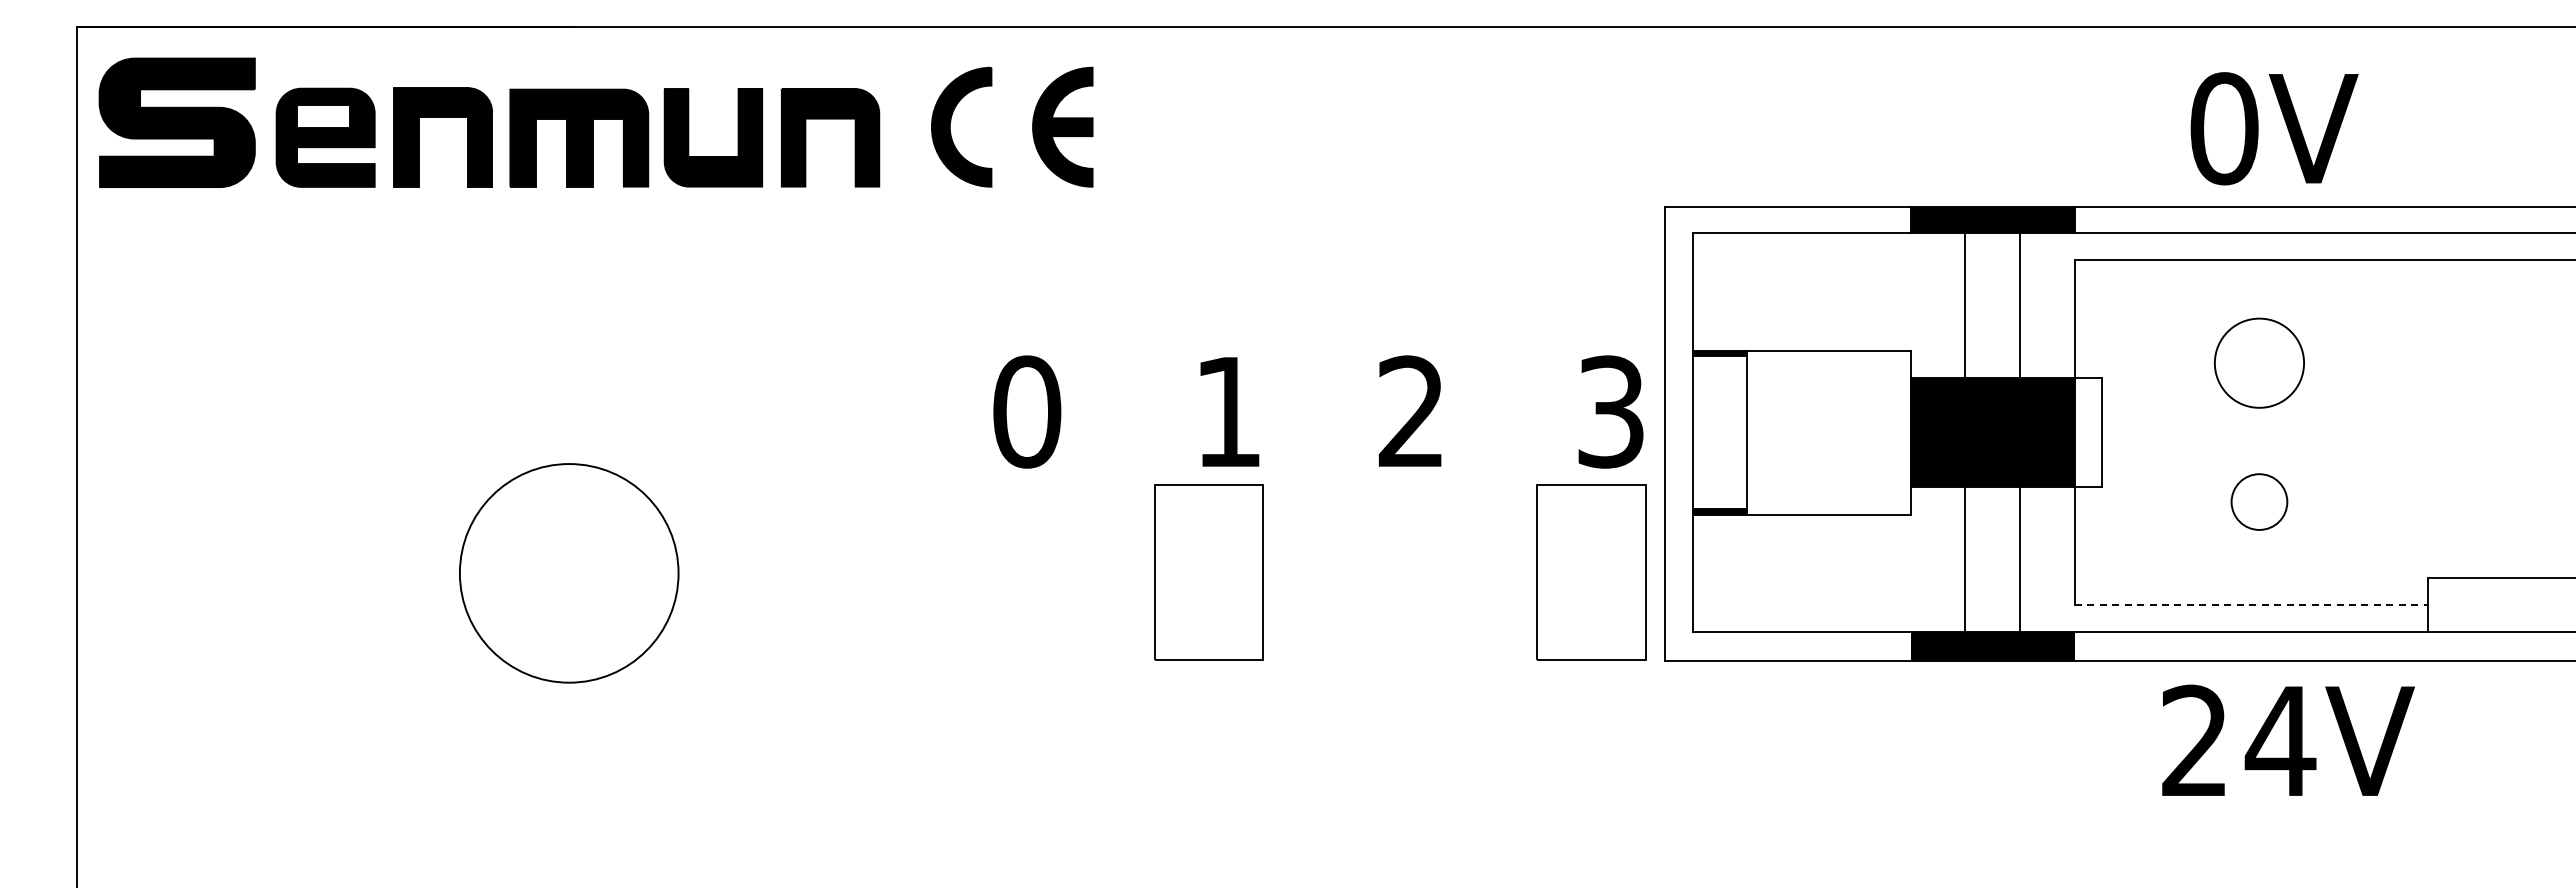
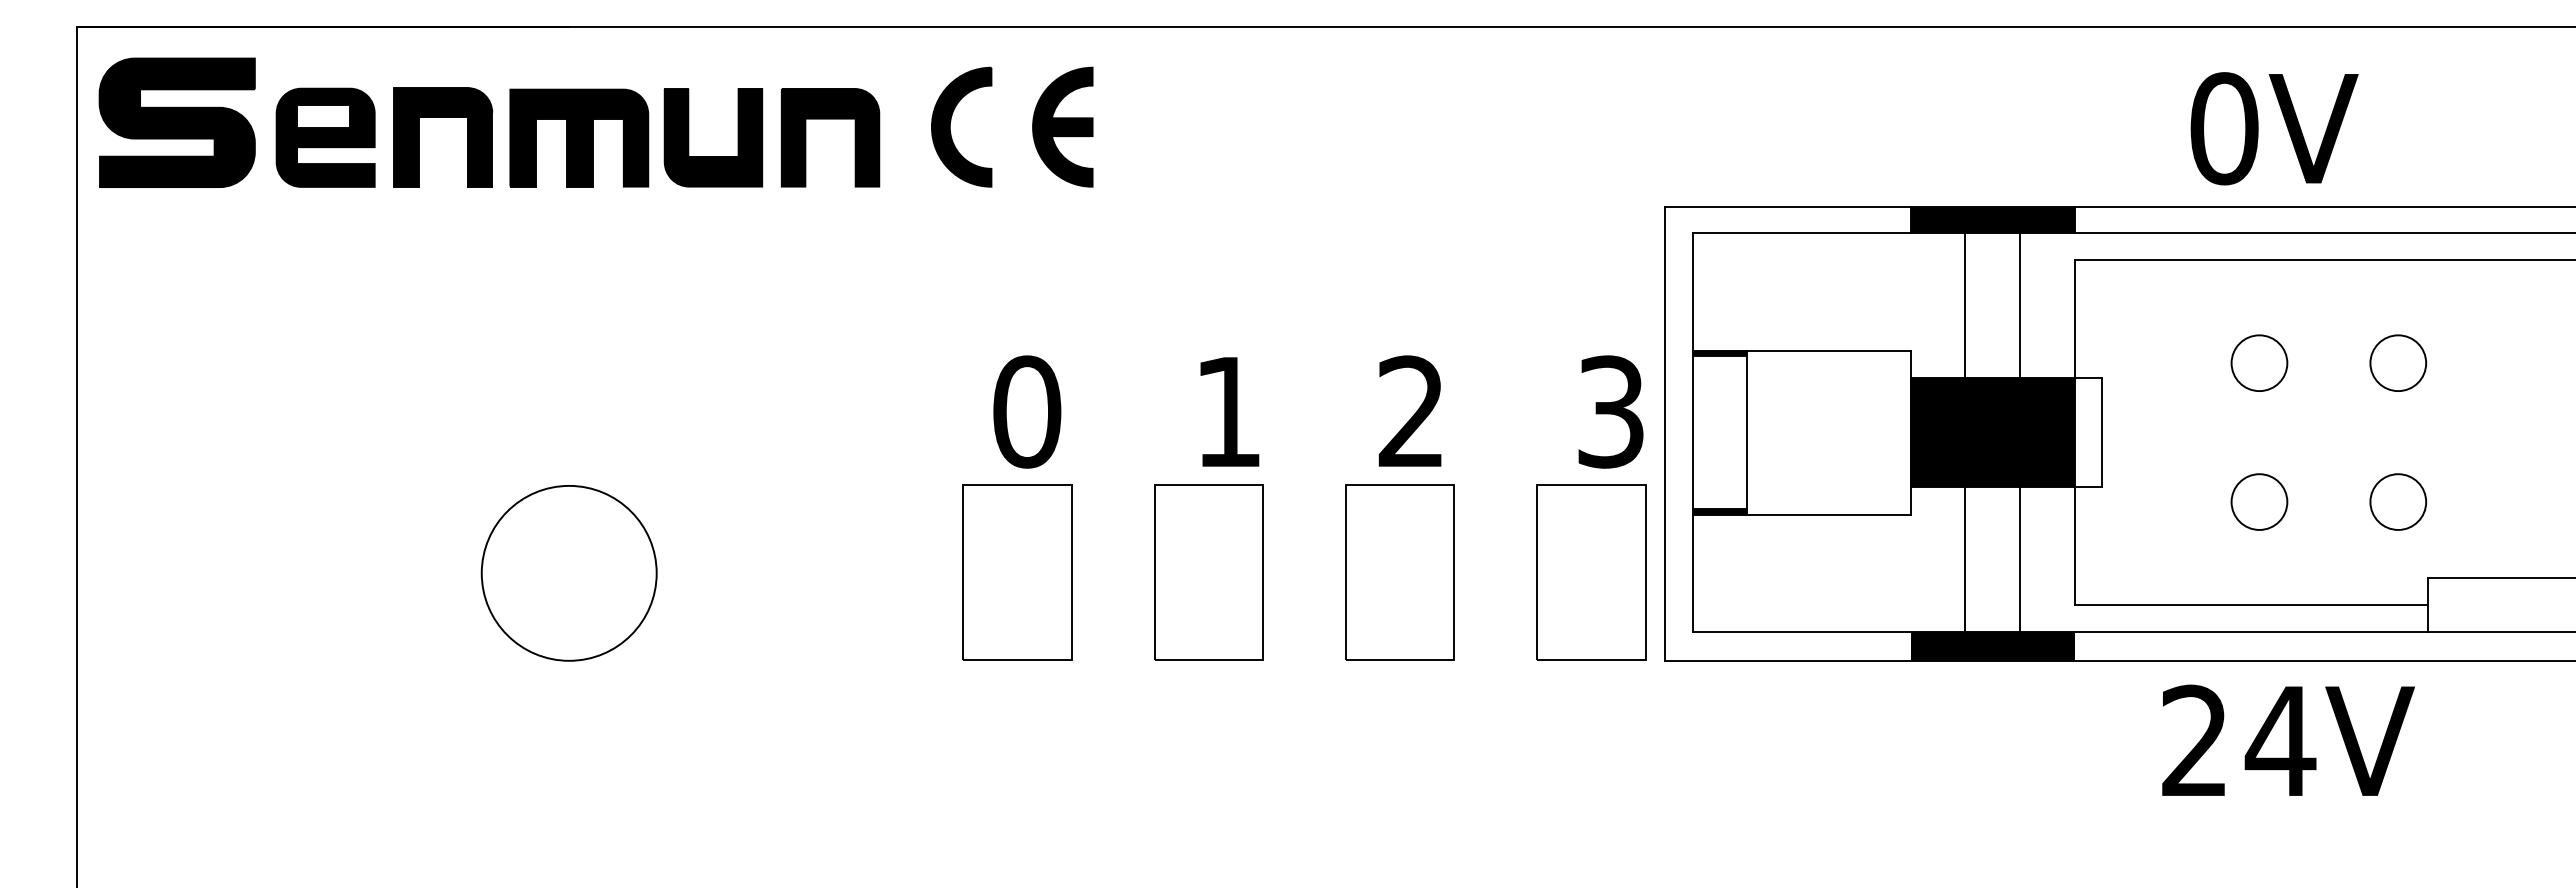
circle diameter: 89 px -> 56 px (2259, 363)
circle: none -> present (2398, 362)
circle: none -> present (2398, 501)
part: none -> present (1017, 572)
part: none -> present (1399, 572)
circle diameter: 219 px -> 175 px (568, 572)
line: dashed -> solid (2251, 604)
